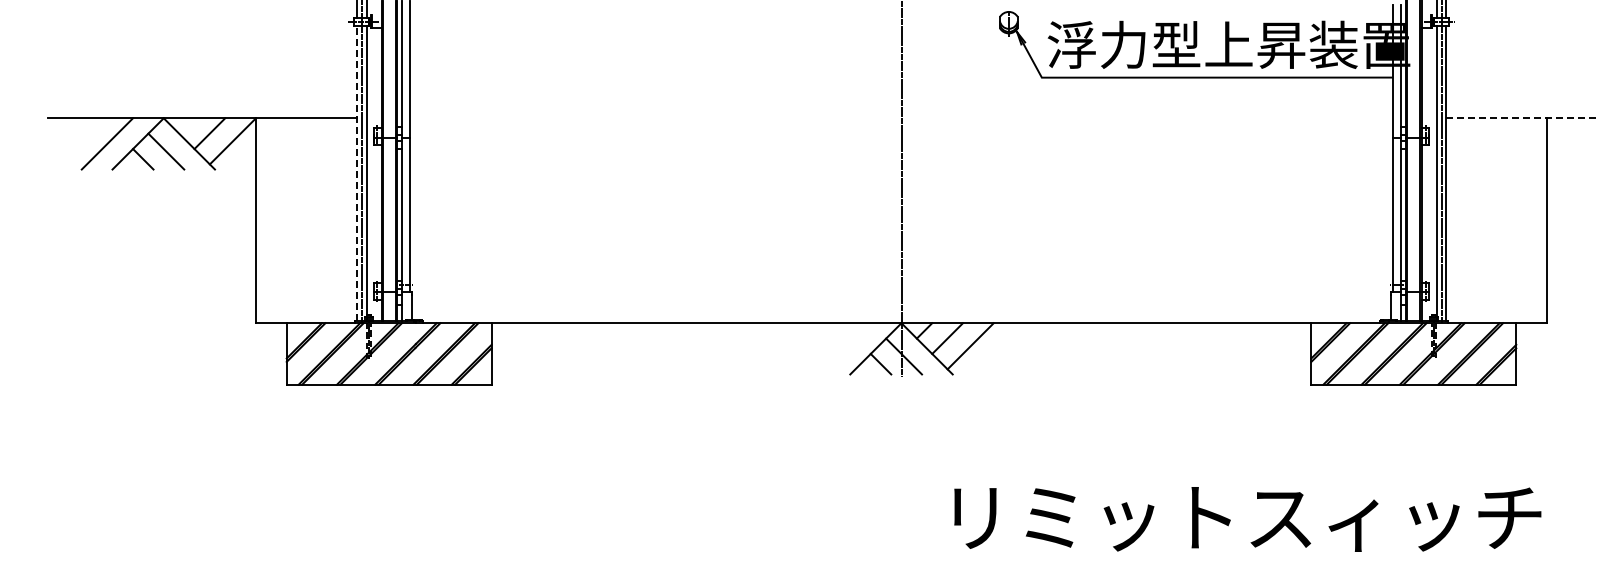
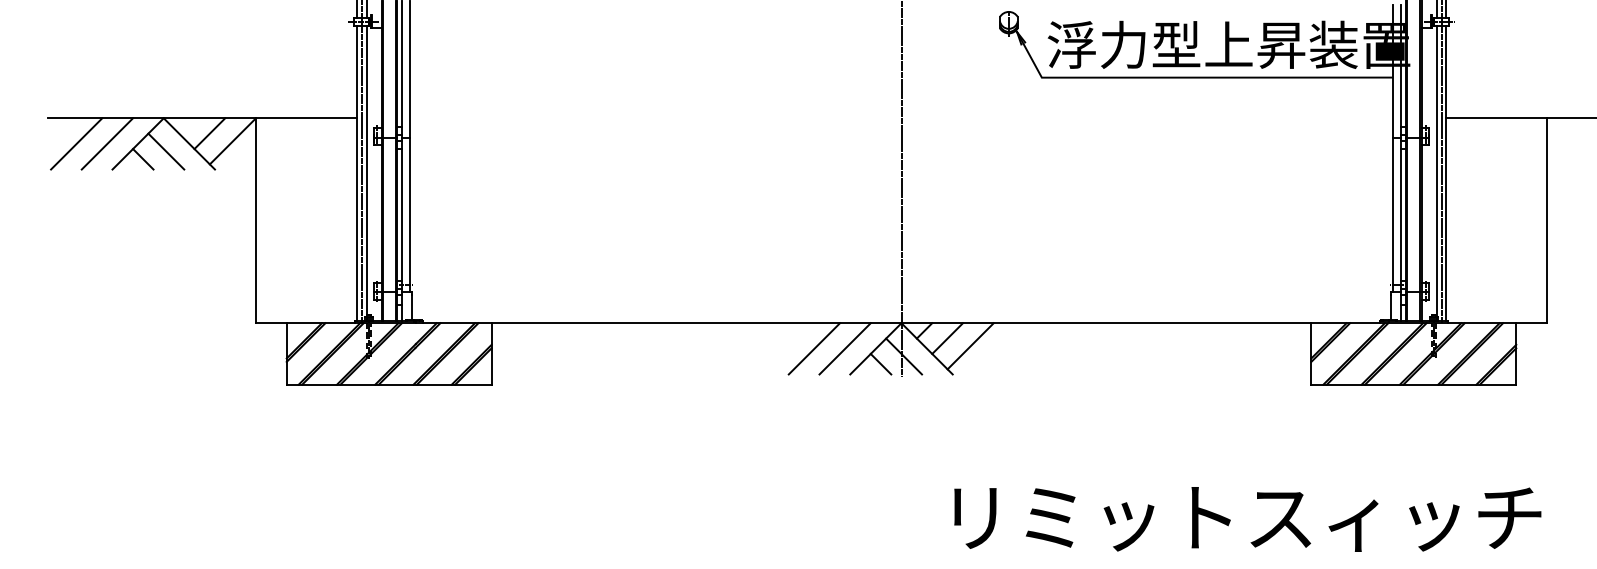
line: dashed -> solid (1521, 118)
line: none -> present (76, 143)
line: dashed -> solid (356, 173)
line: none -> present (814, 348)
line: none -> present (844, 348)
